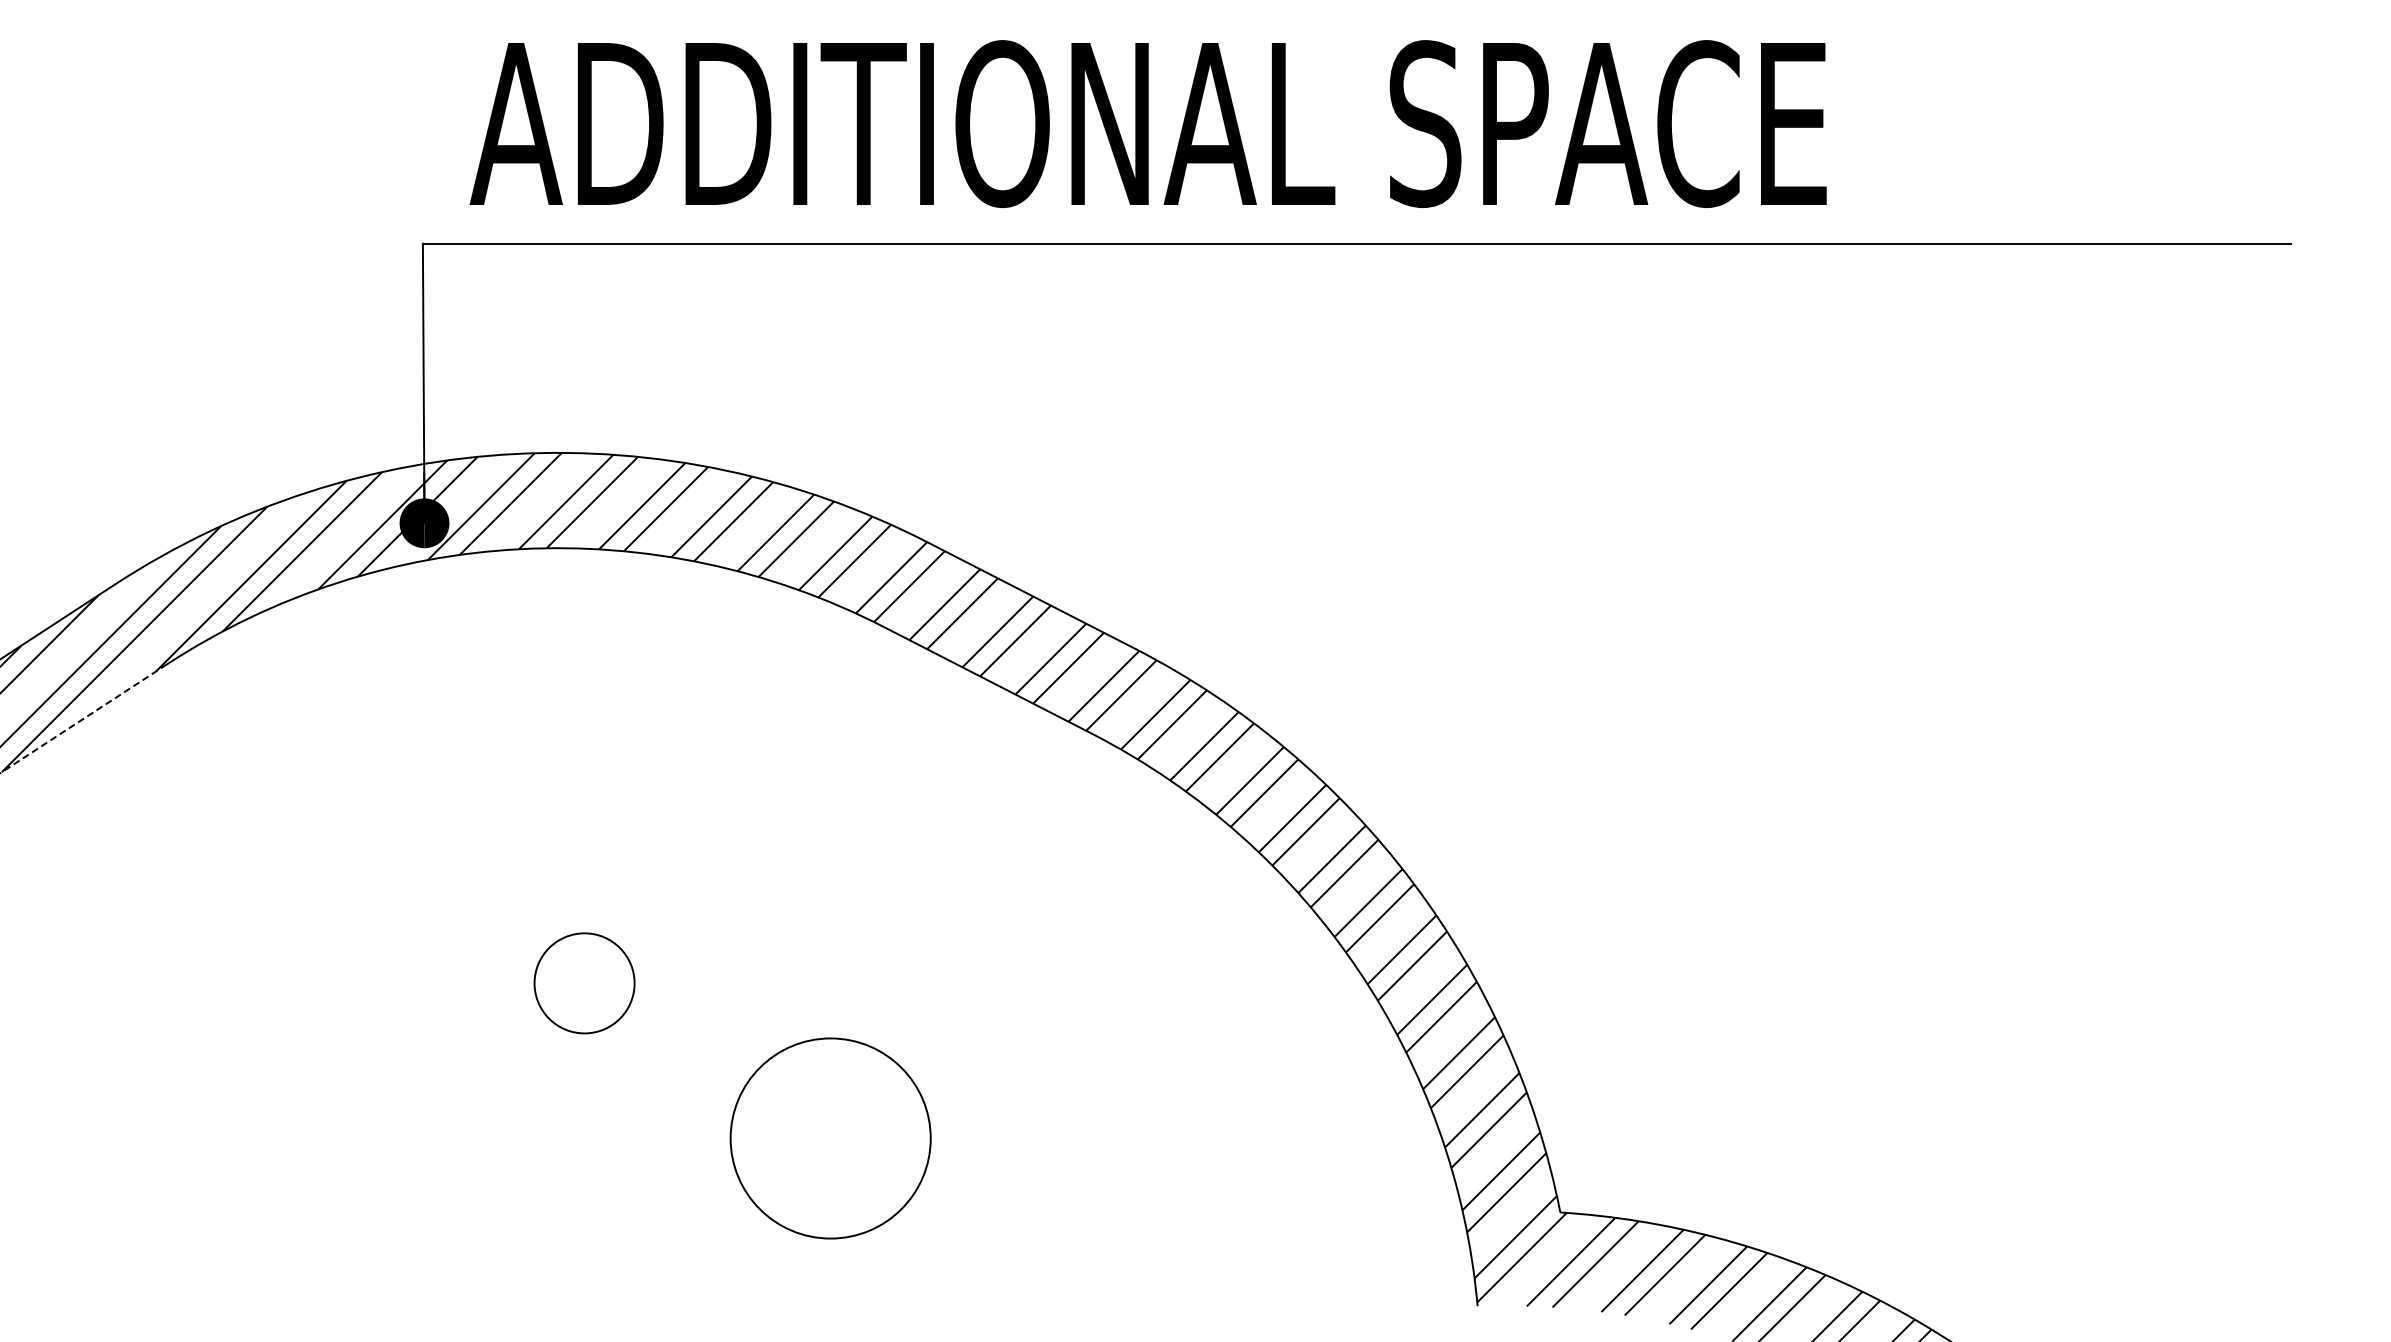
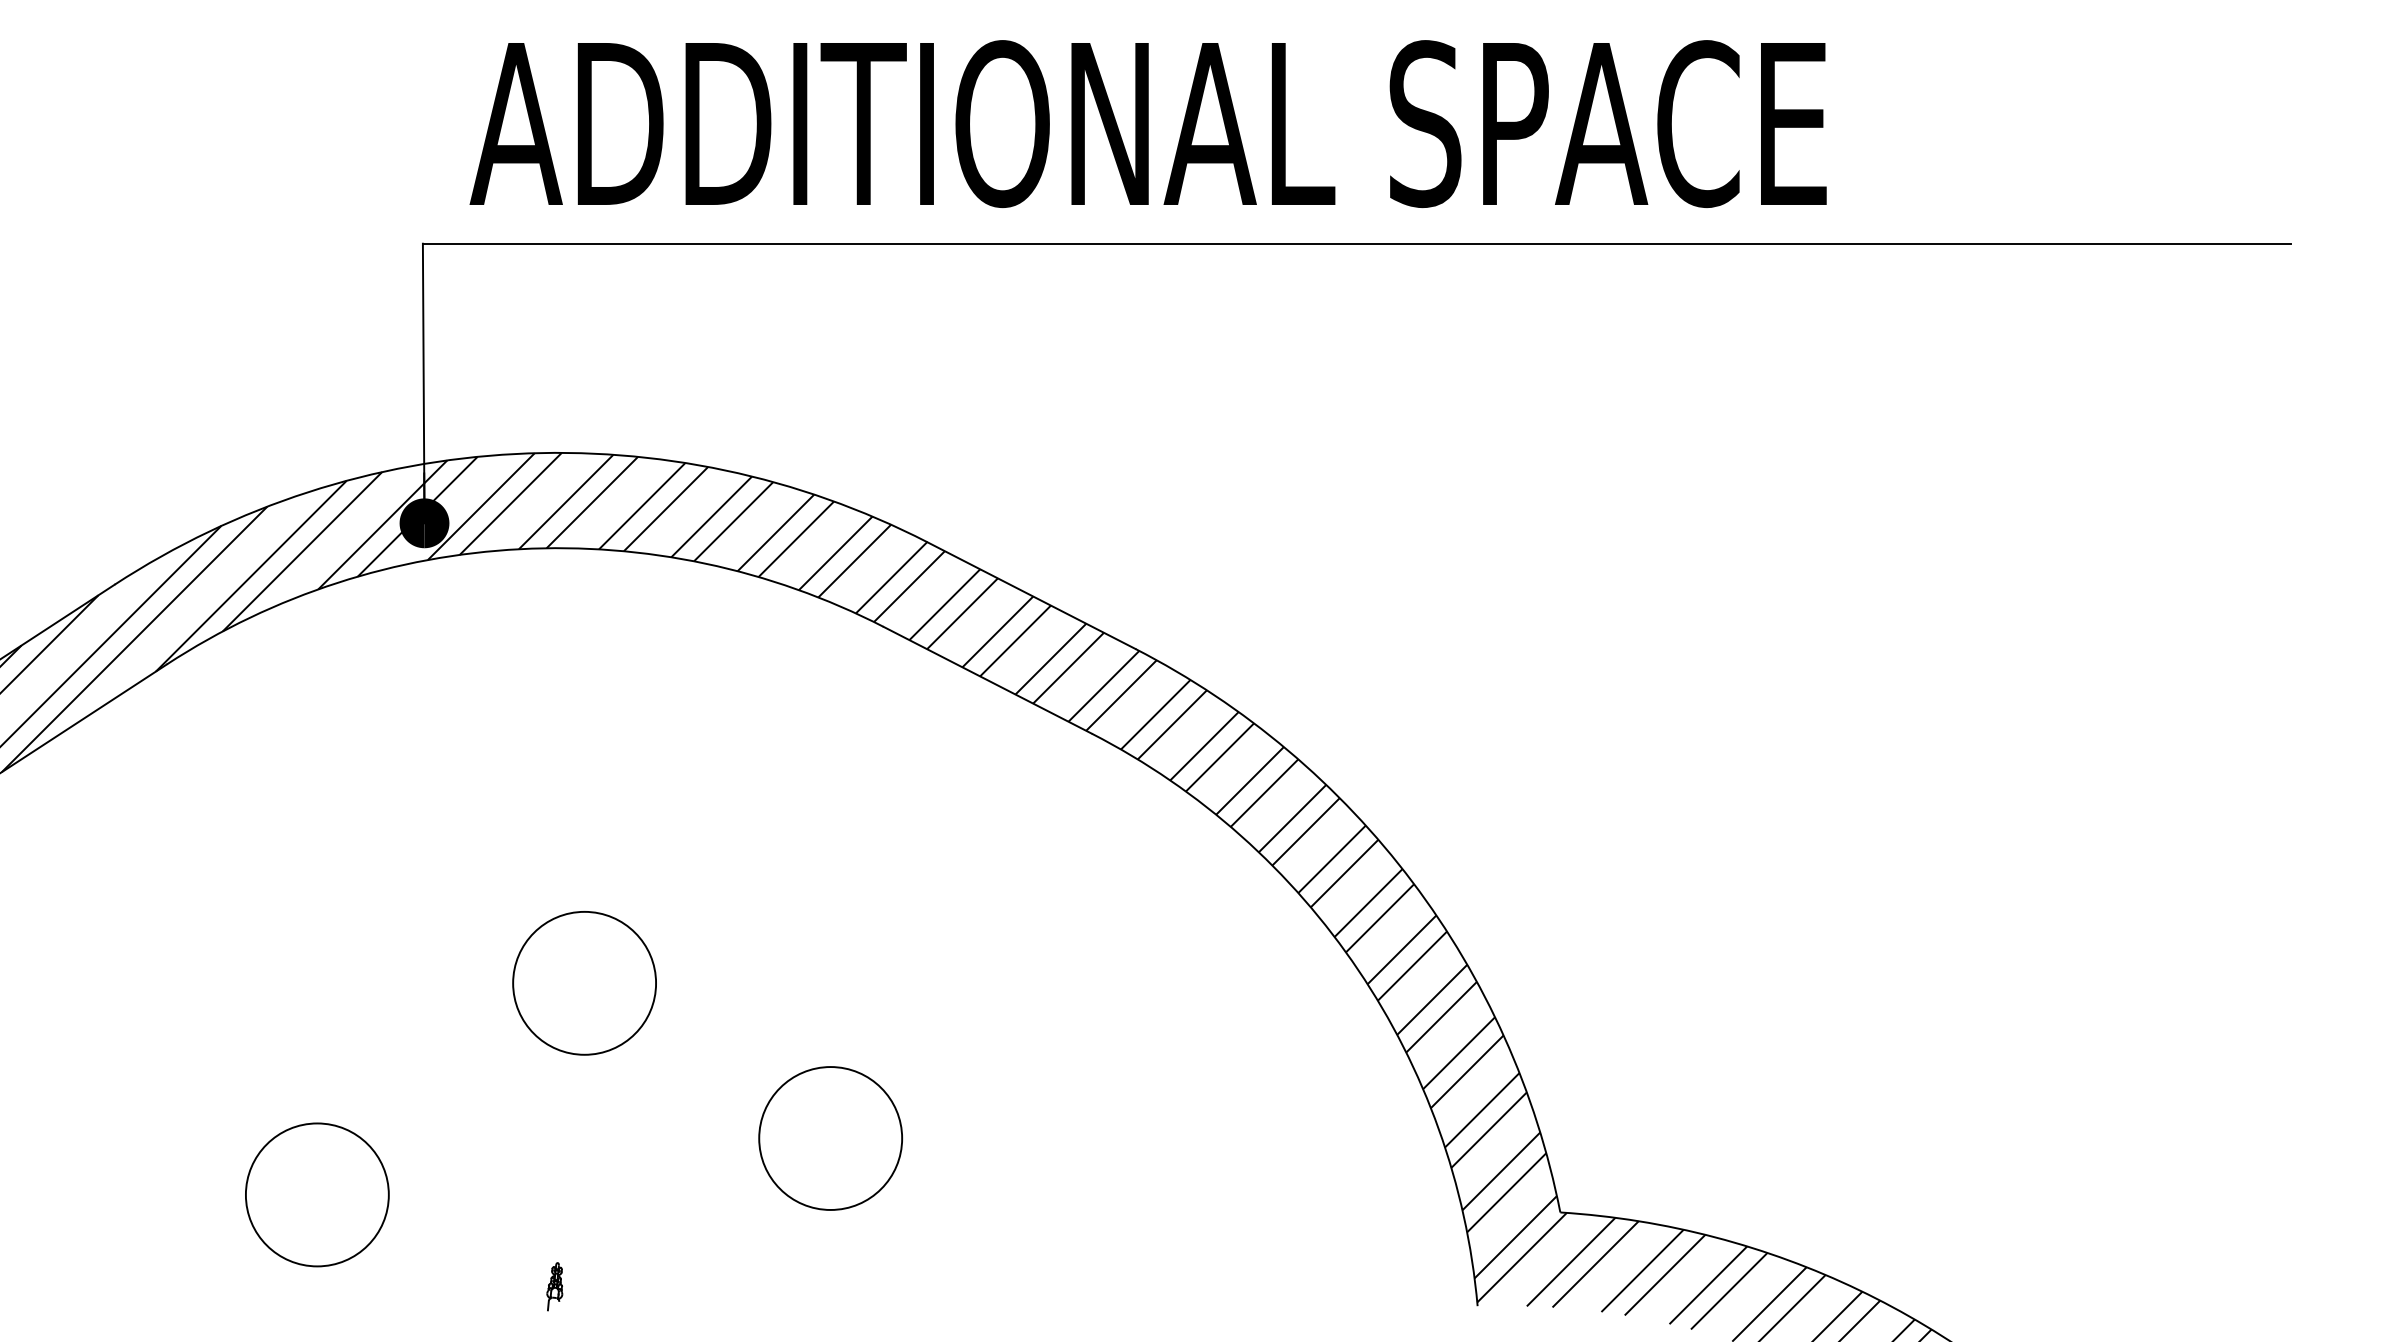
line: dashed -> solid (83, 718)
circle size: 103x103 px -> 145x145 px (584, 983)
circle diameter: 200 px -> 143 px (830, 1138)
circle: none -> present (317, 1194)
part: none -> present (554, 1286)
